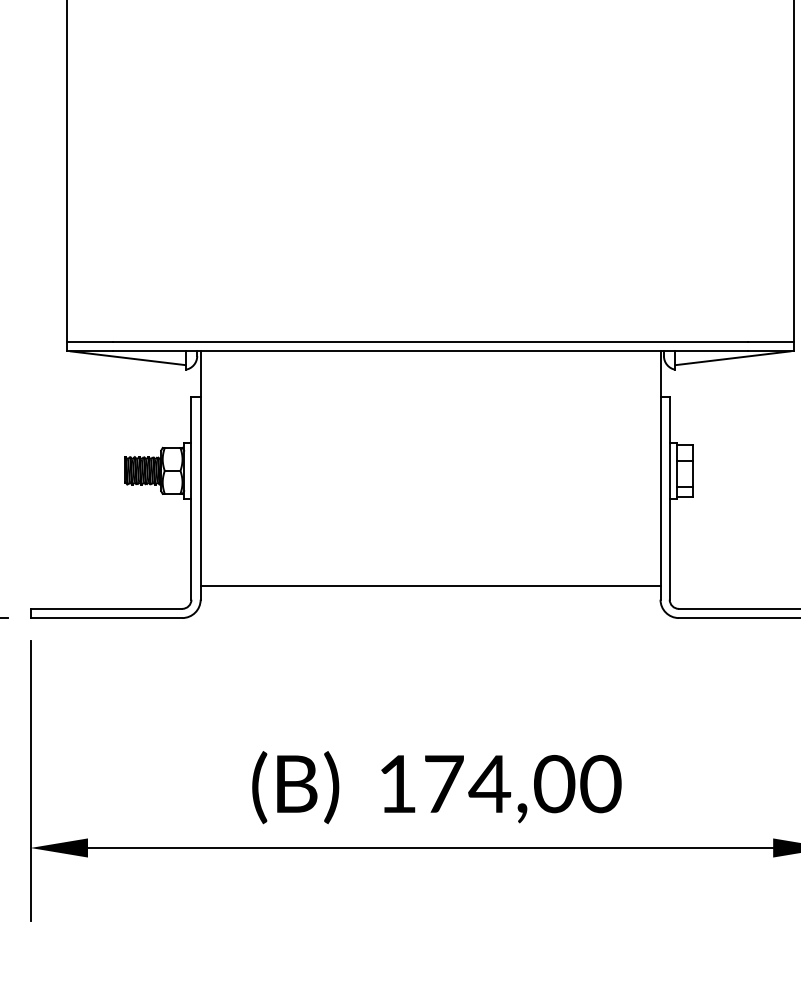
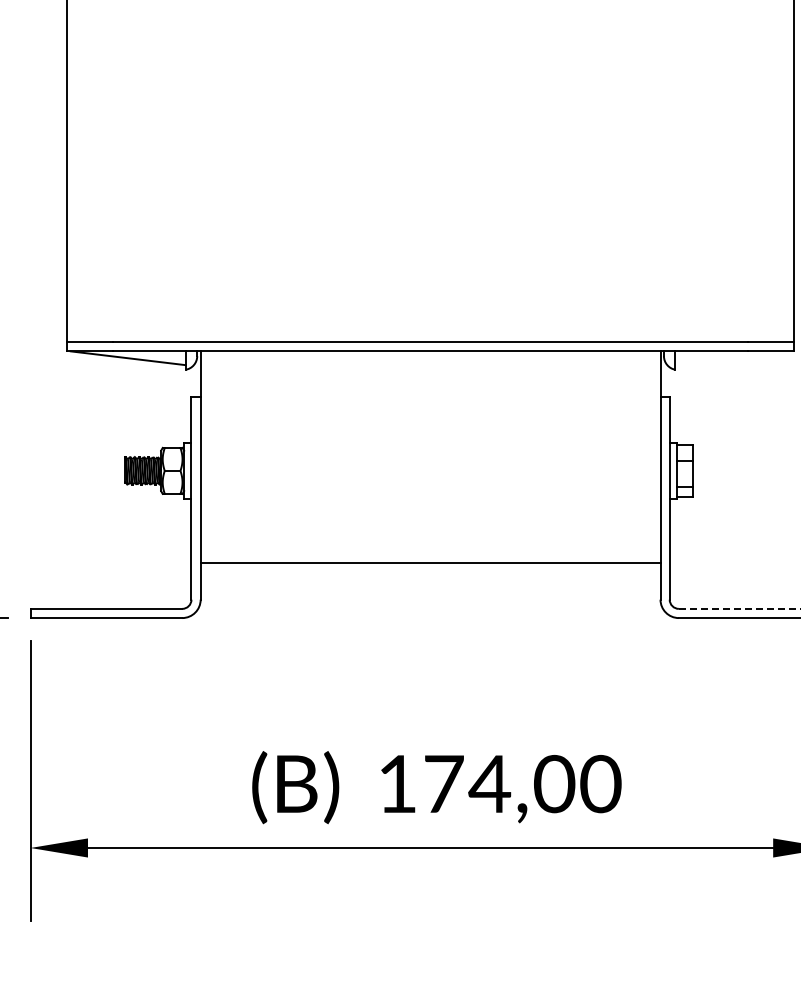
line: present -> none (732, 358)
line position: (430, 585) -> (430, 562) (430, 562)
line: solid -> dashed (739, 608)
